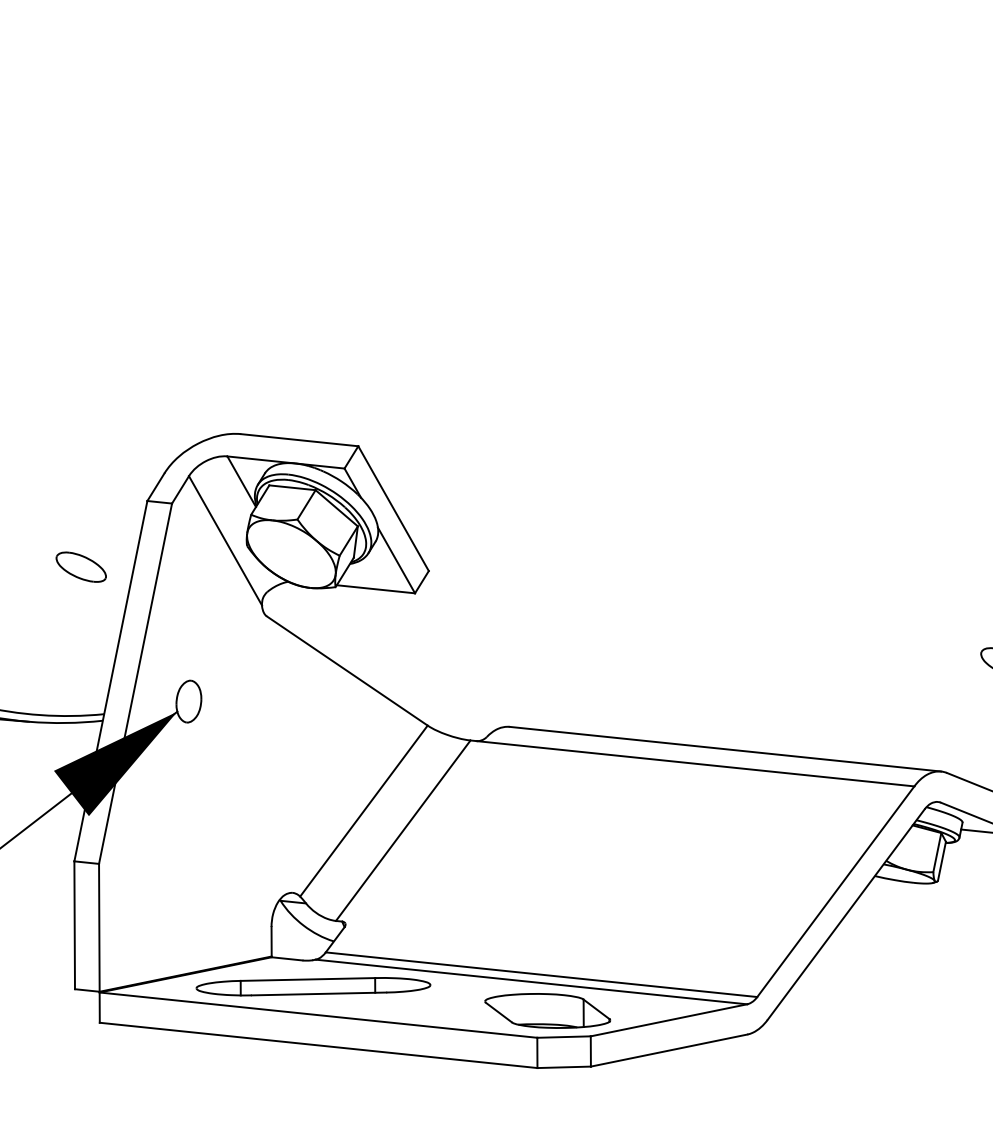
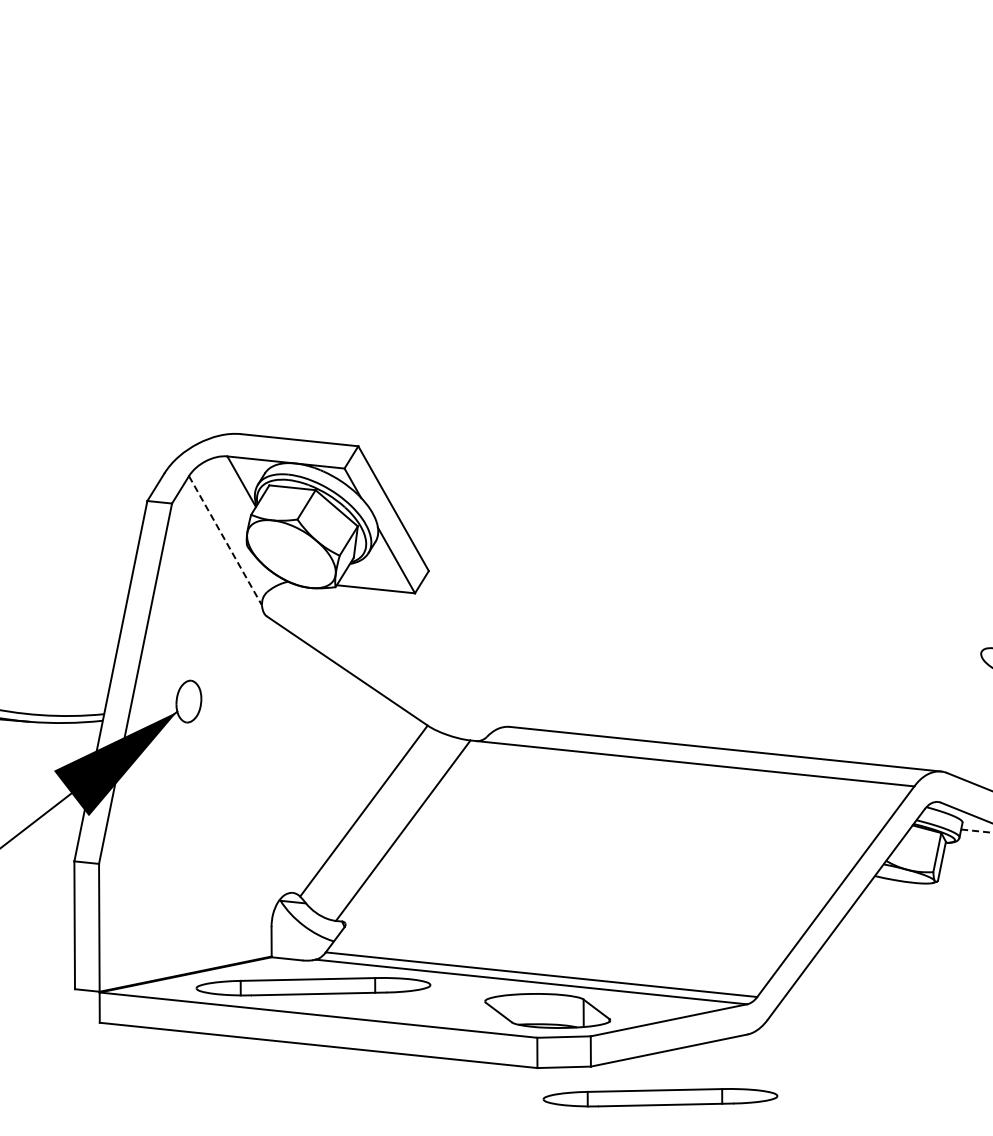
line: solid -> dashed (225, 541)
part: present -> none (80, 566)
line: solid -> dashed (977, 831)
part: none -> present (660, 1097)
